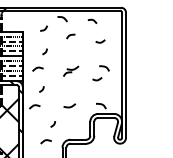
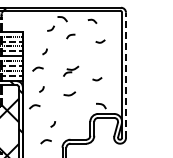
curve position: (44, 28) -> (51, 28) (51, 28)
curve: present -> none (104, 67)
line: solid -> dashed (126, 75)
curve position: (69, 106) -> (69, 94) (69, 94)
